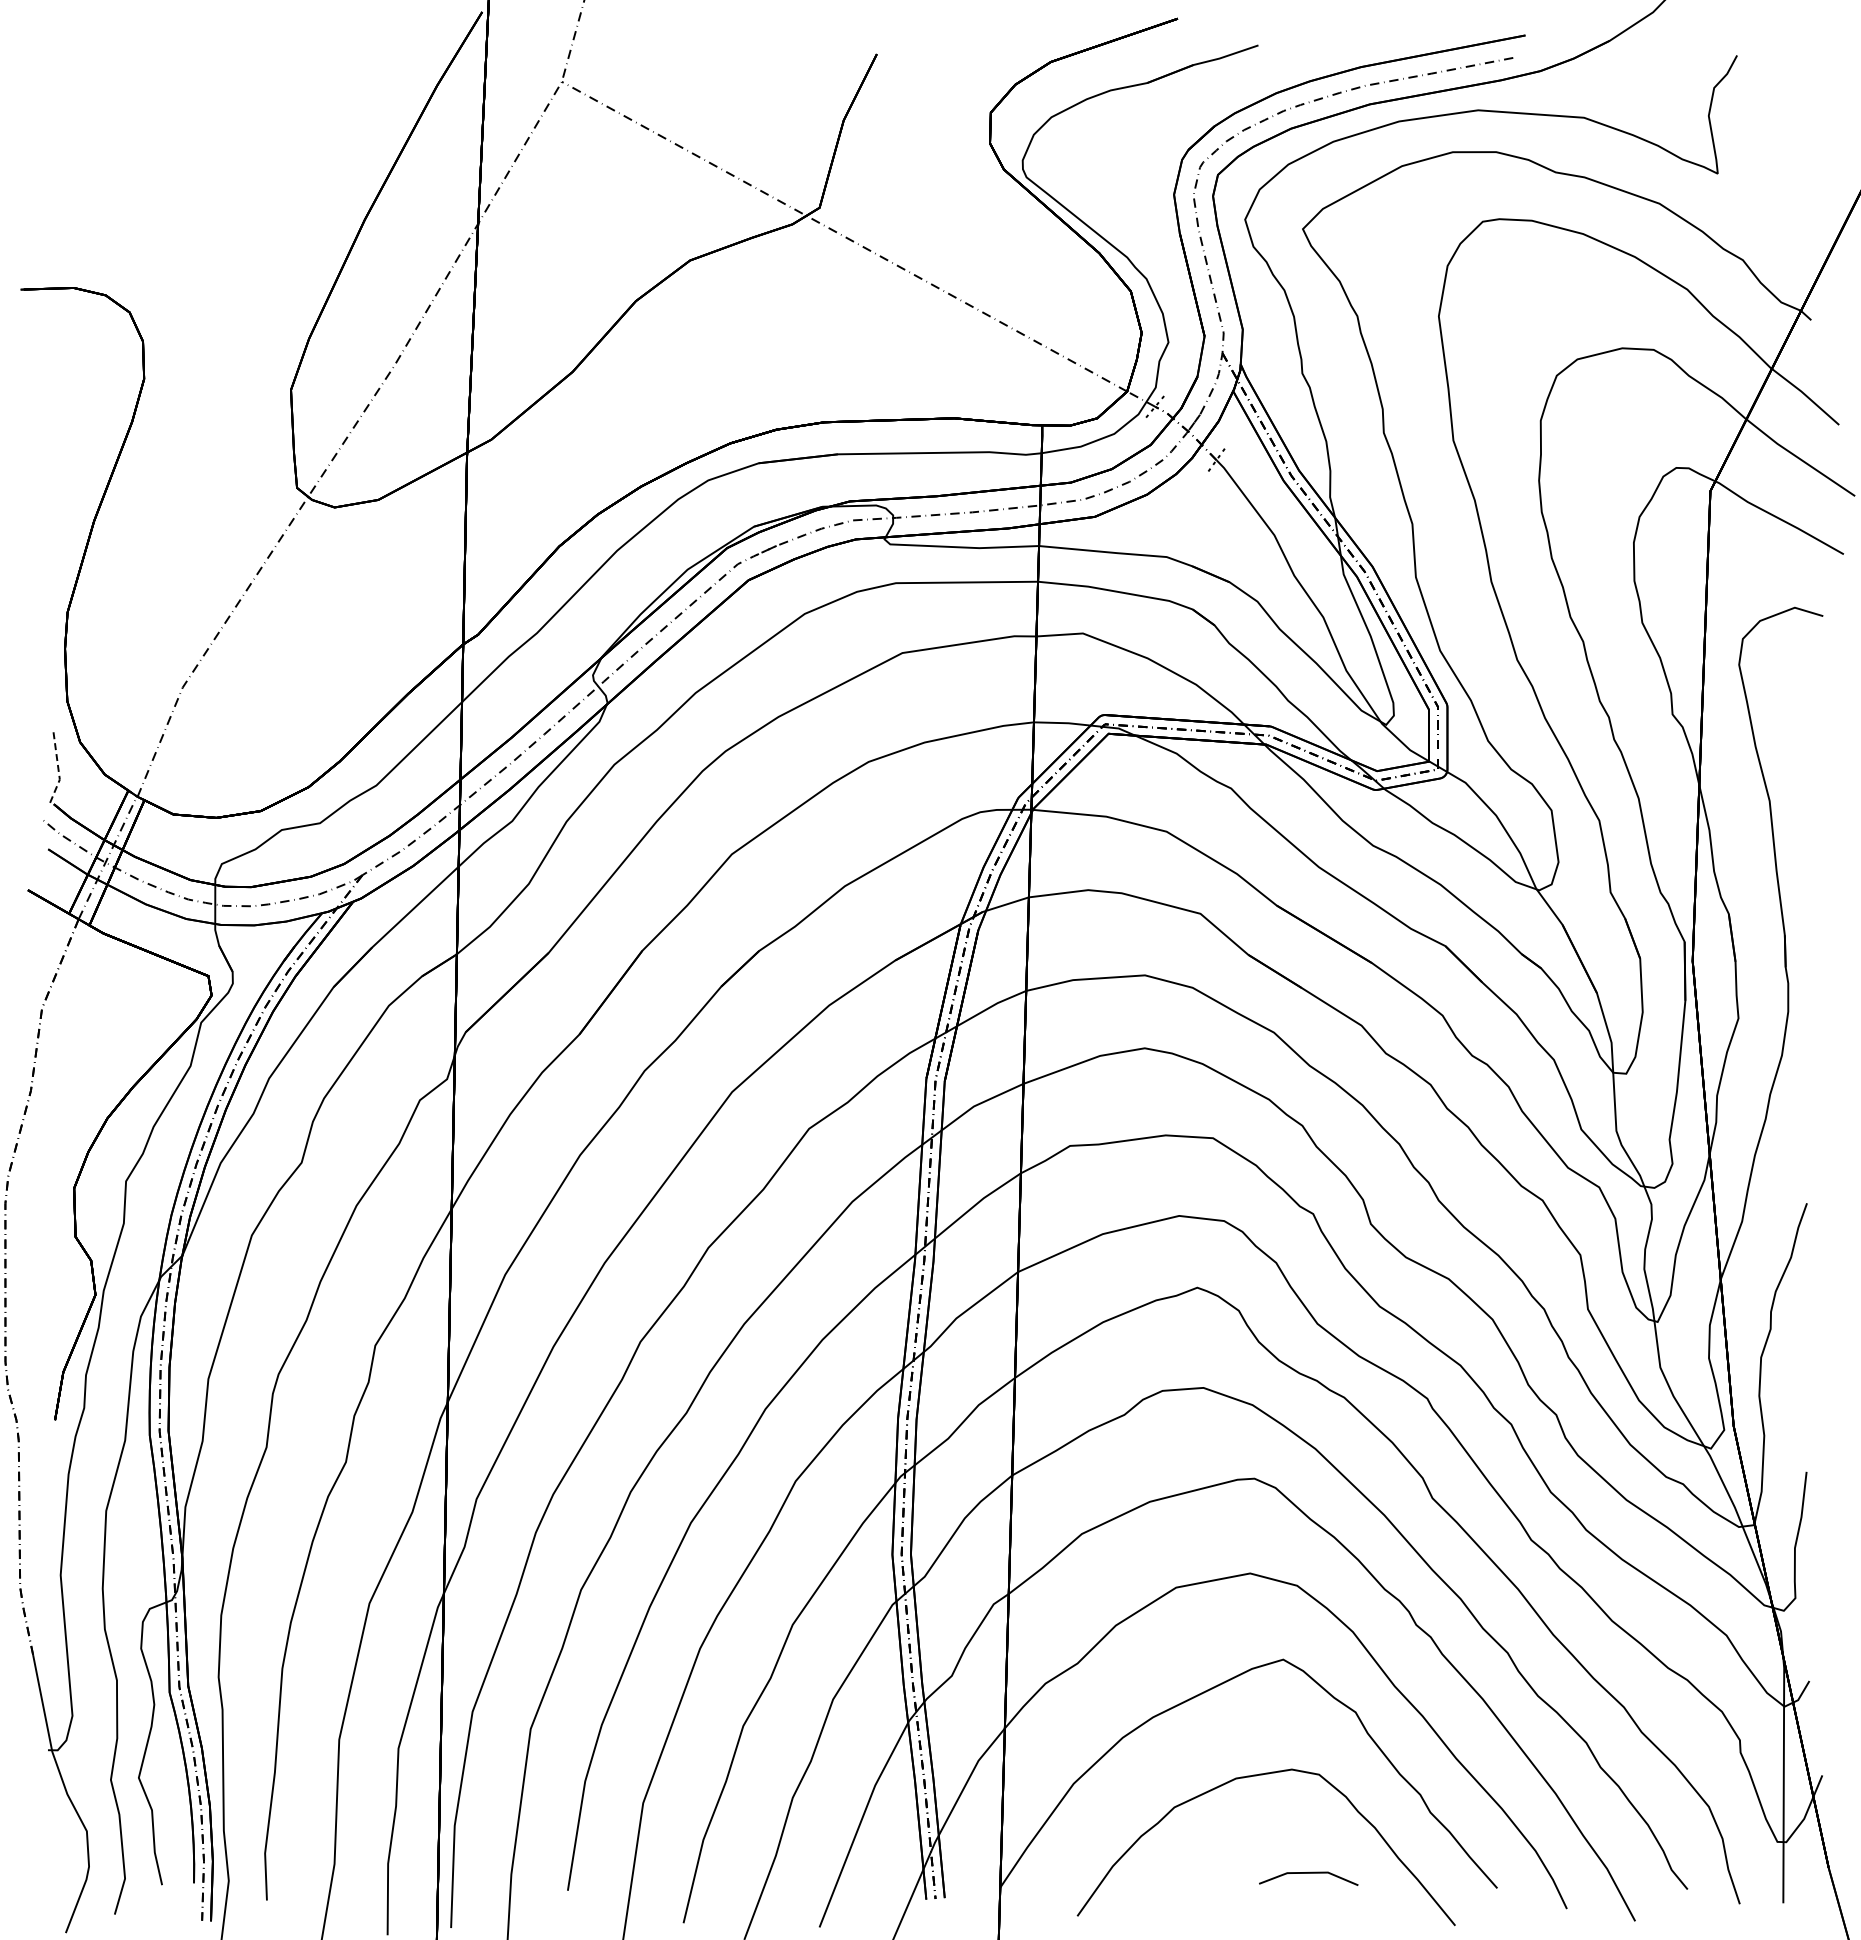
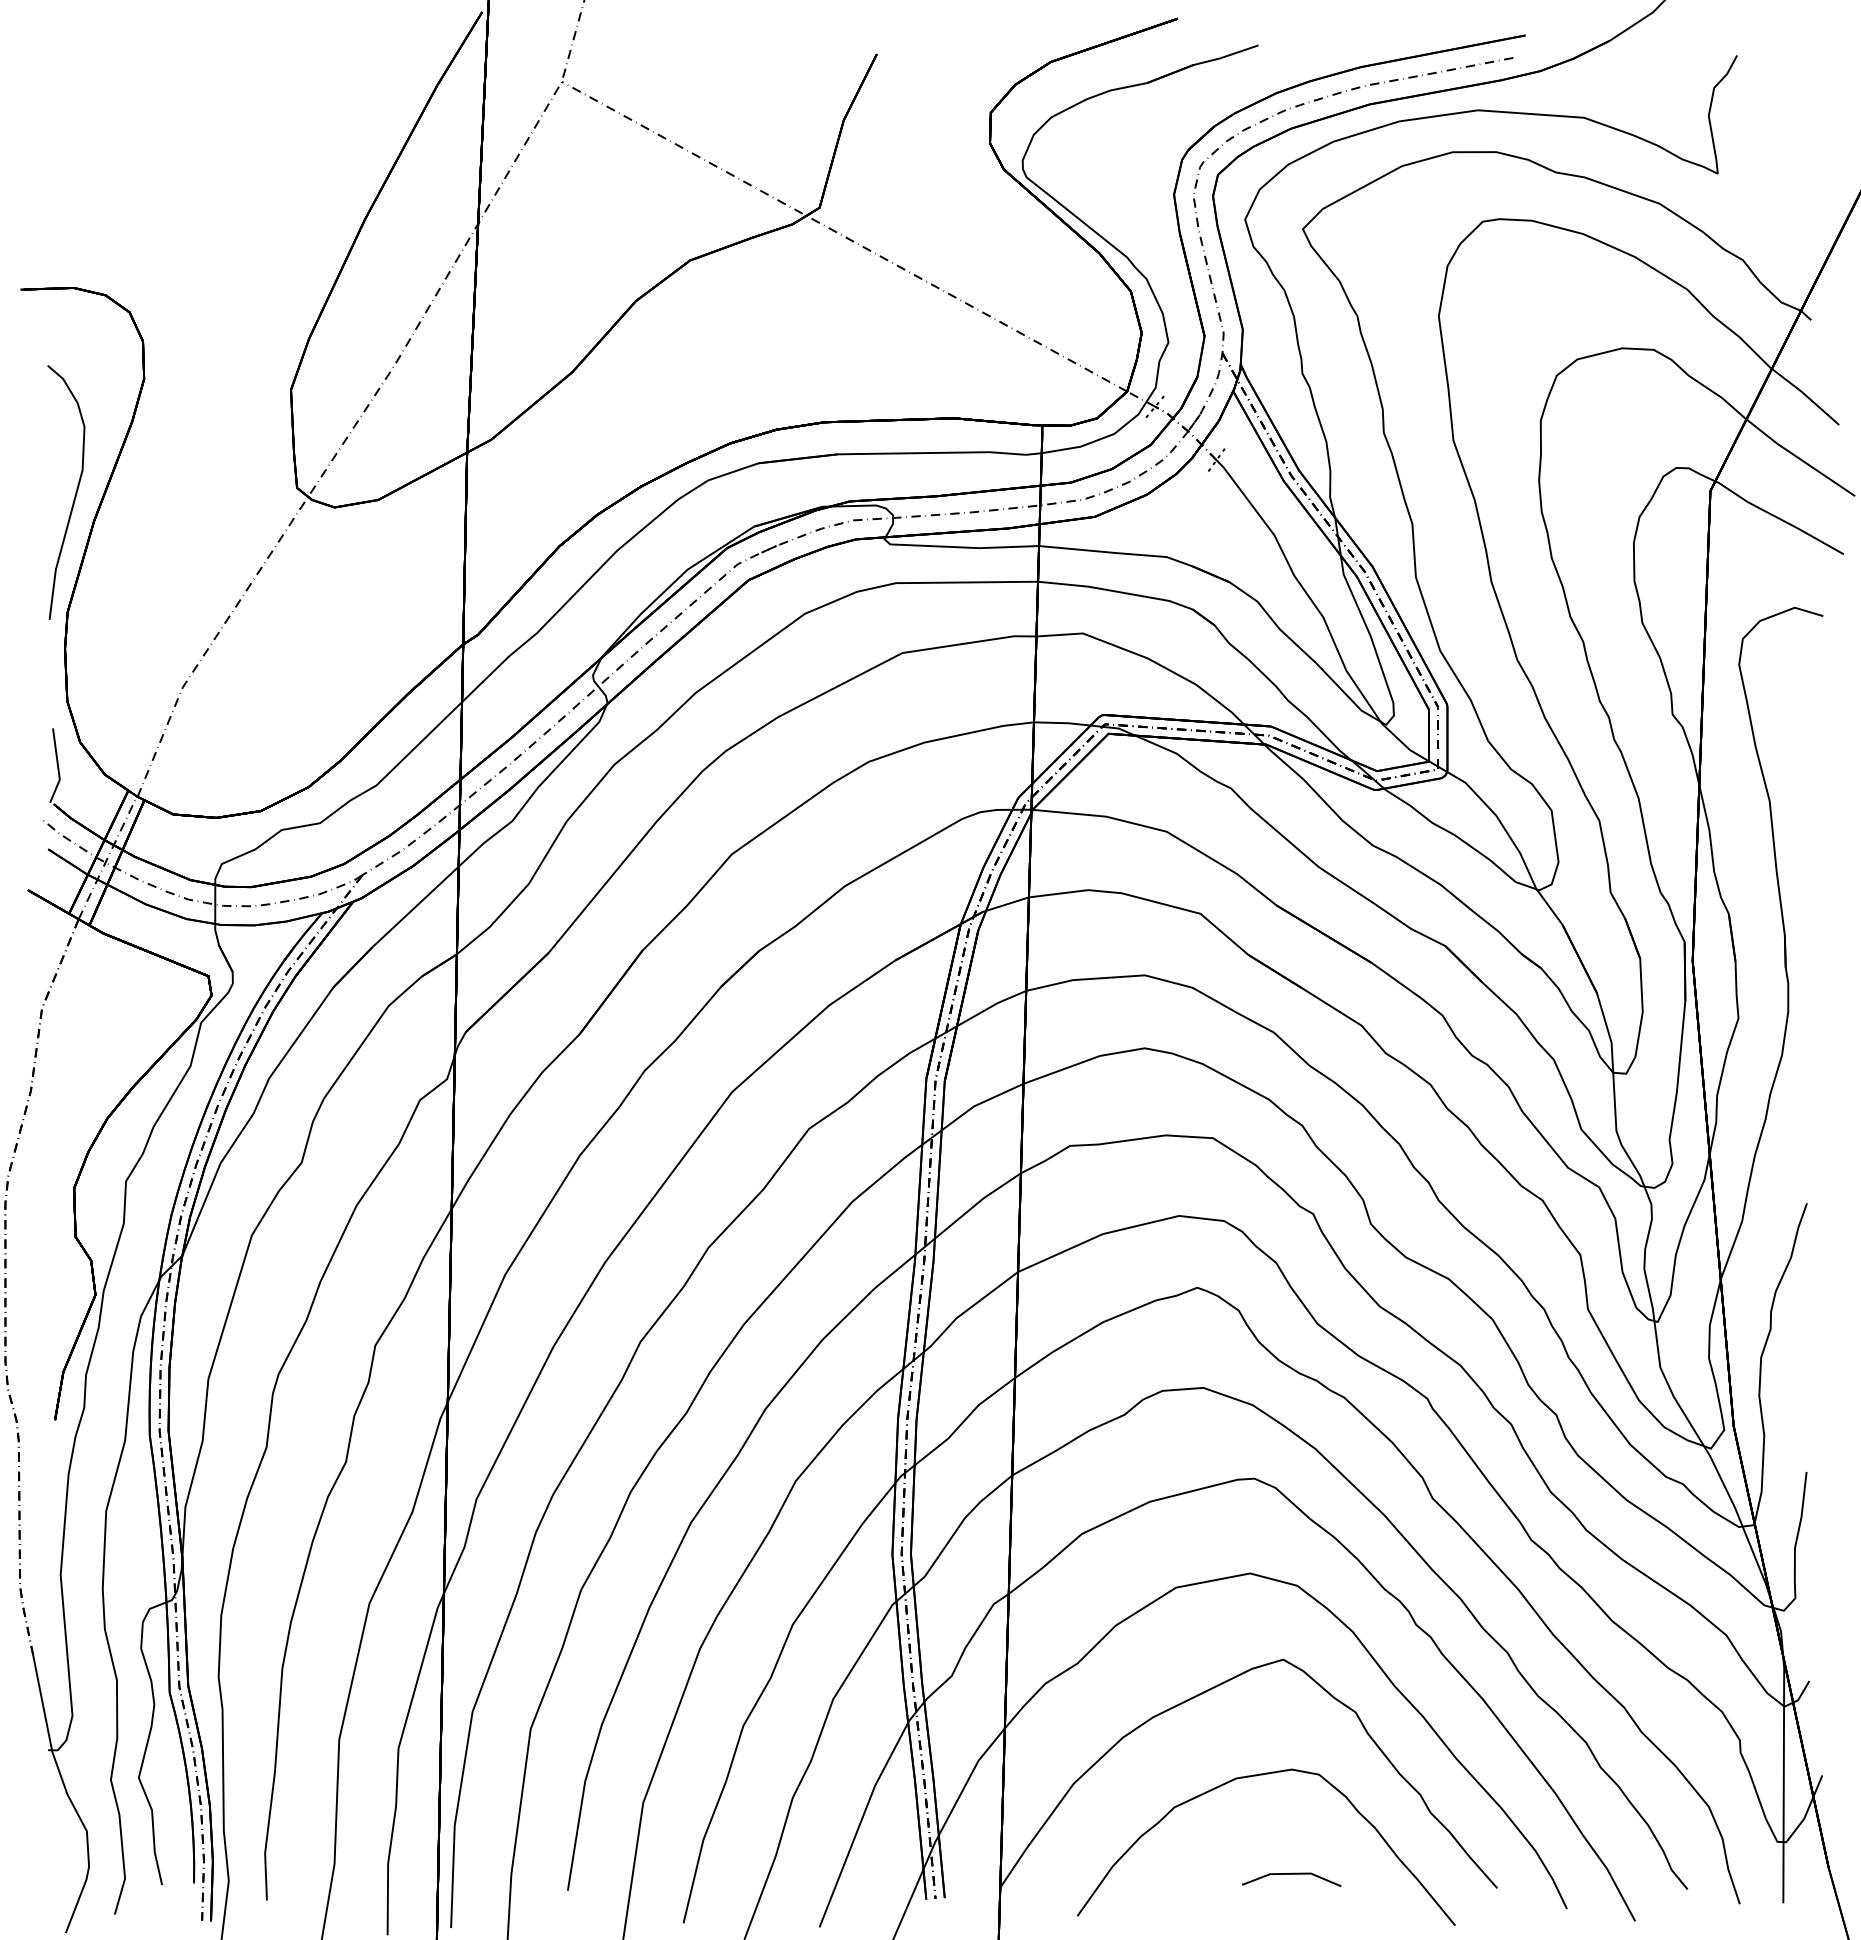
curve: none -> present (74, 495)
line: dashed -> solid (58, 766)
line position: (1308, 1873) -> (1291, 1874) (1291, 1874)
